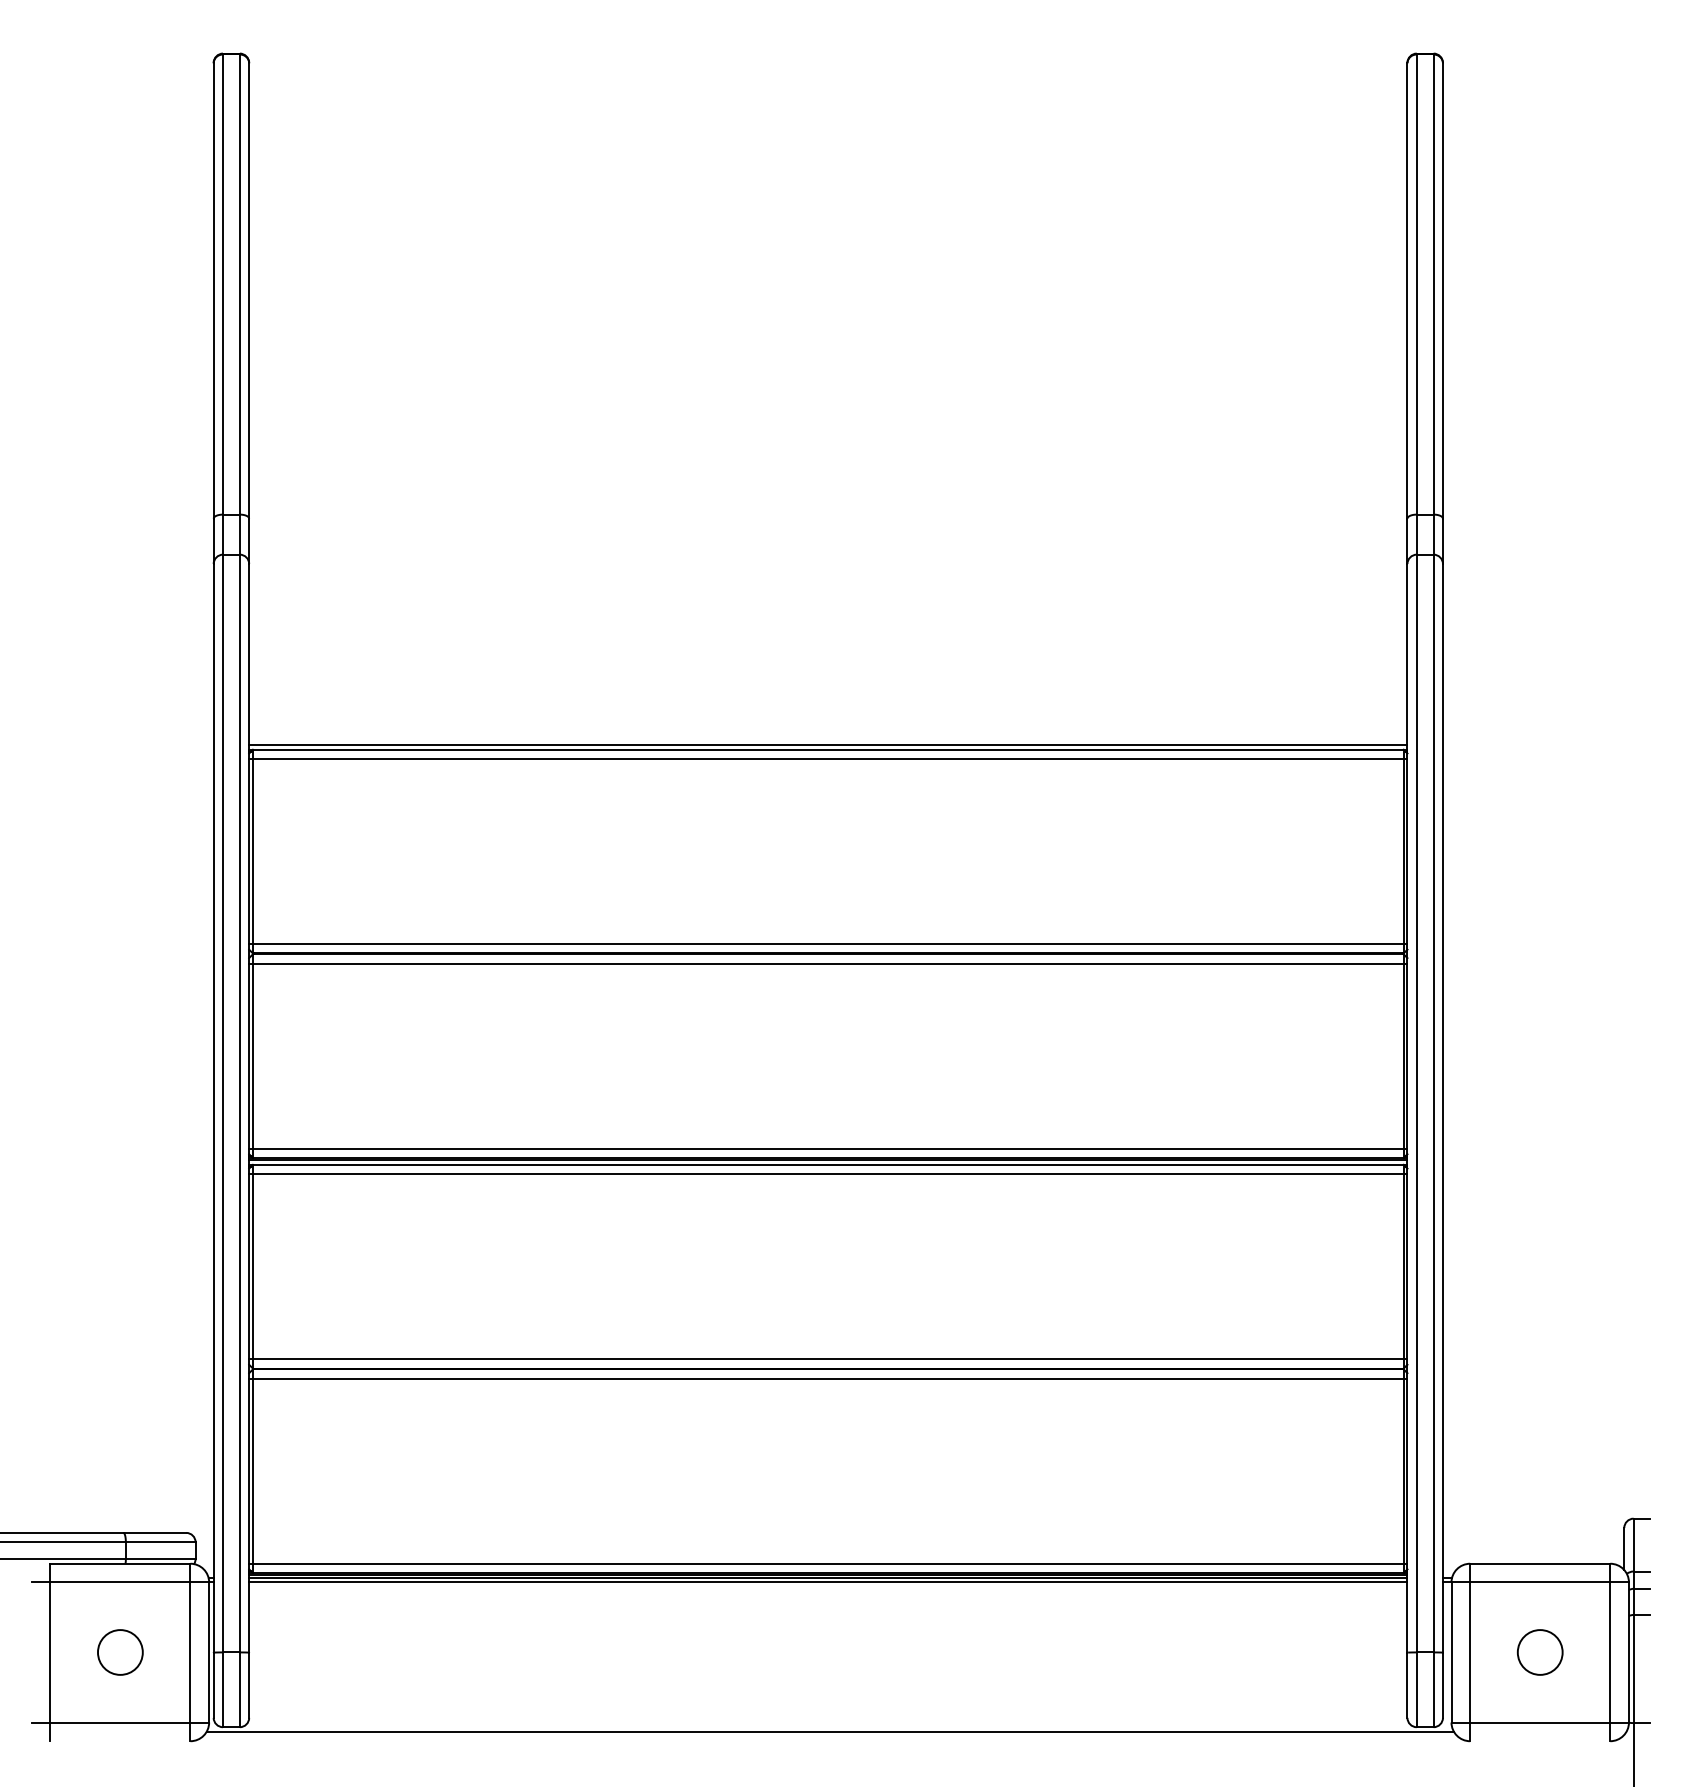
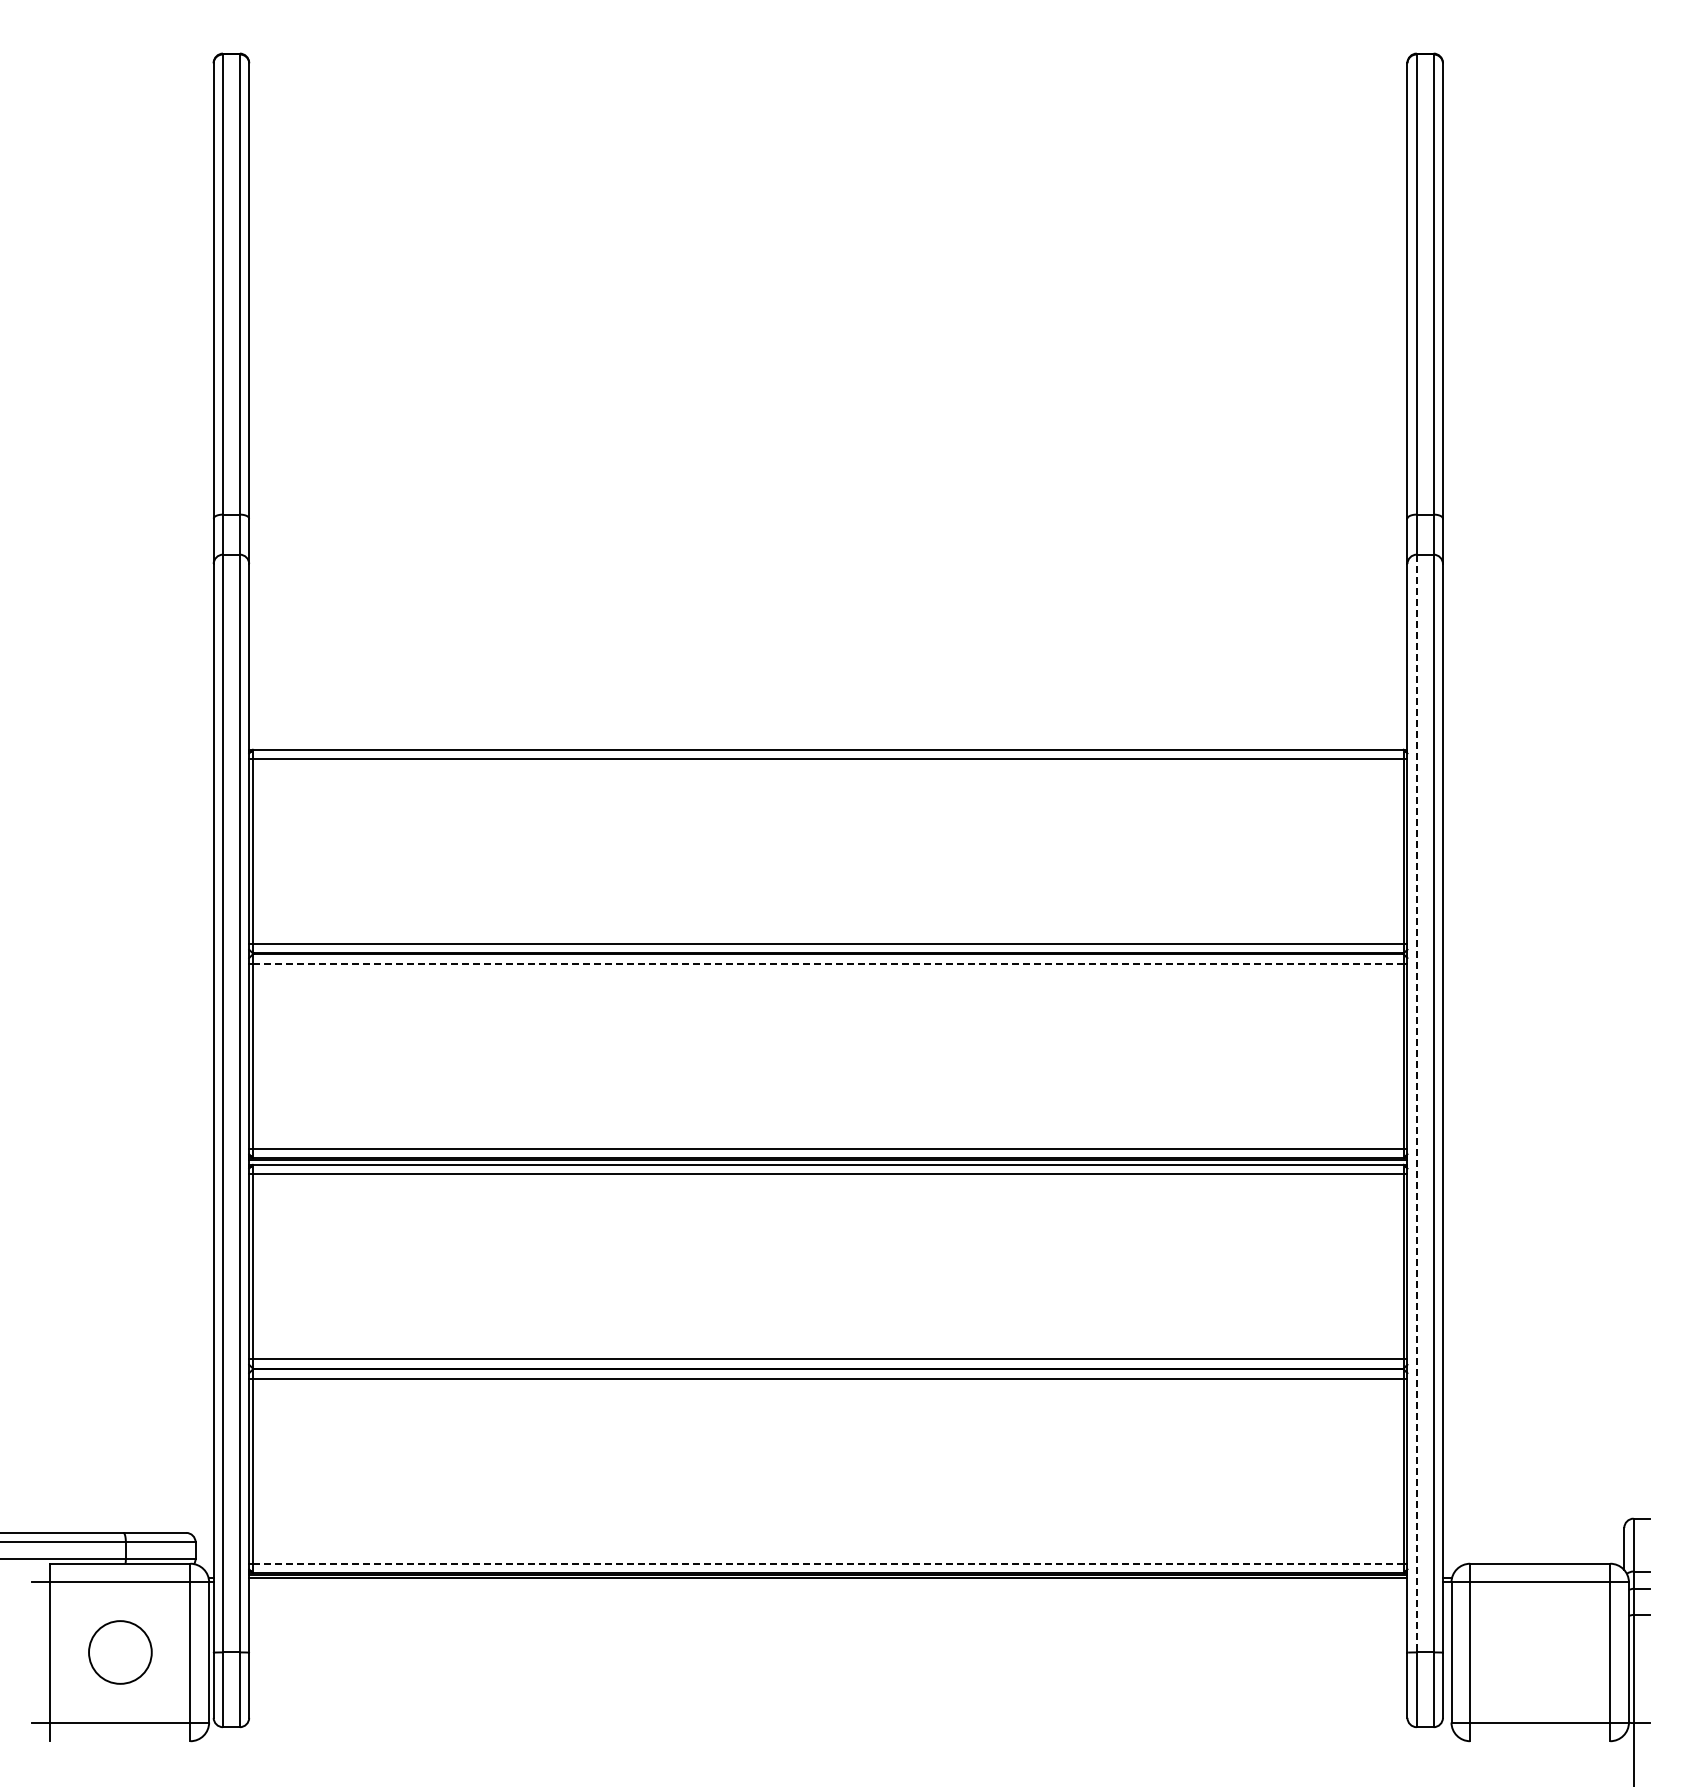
line: present -> none (828, 745)
line: solid -> dashed (827, 963)
line: solid -> dashed (1416, 1103)
line: solid -> dashed (827, 1563)
line: present -> none (828, 1582)
circle diameter: 45 px -> 63 px (120, 1652)
circle: present -> none (1539, 1652)
line: present -> none (829, 1731)
